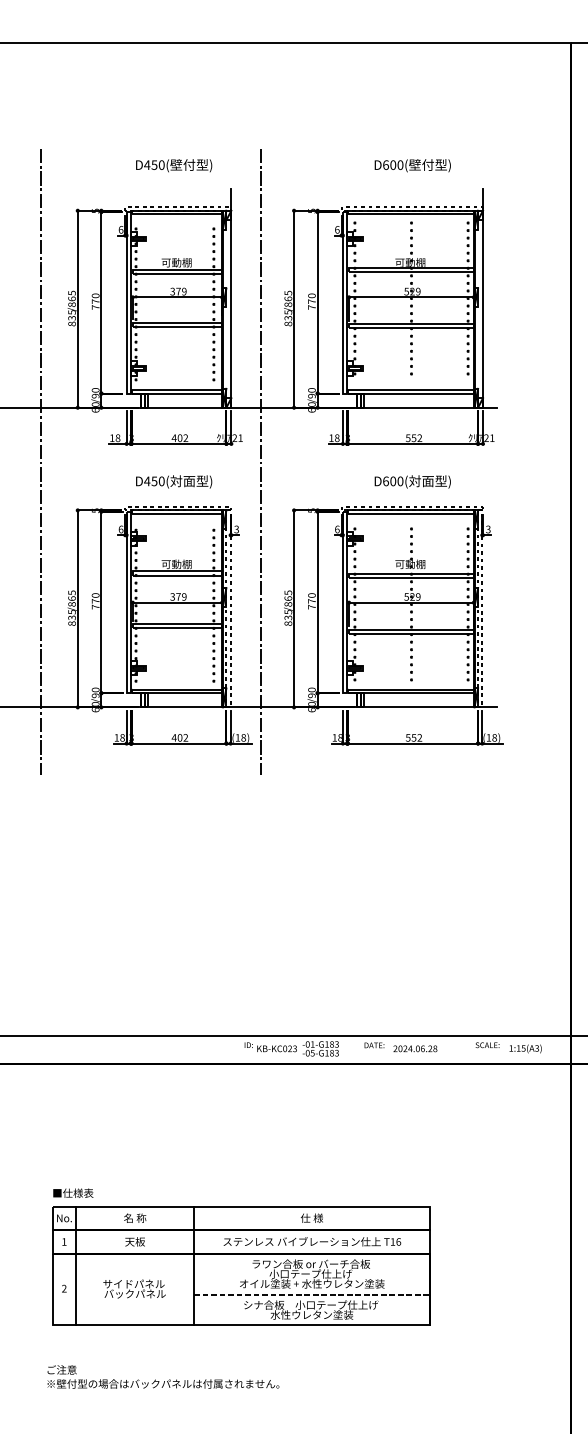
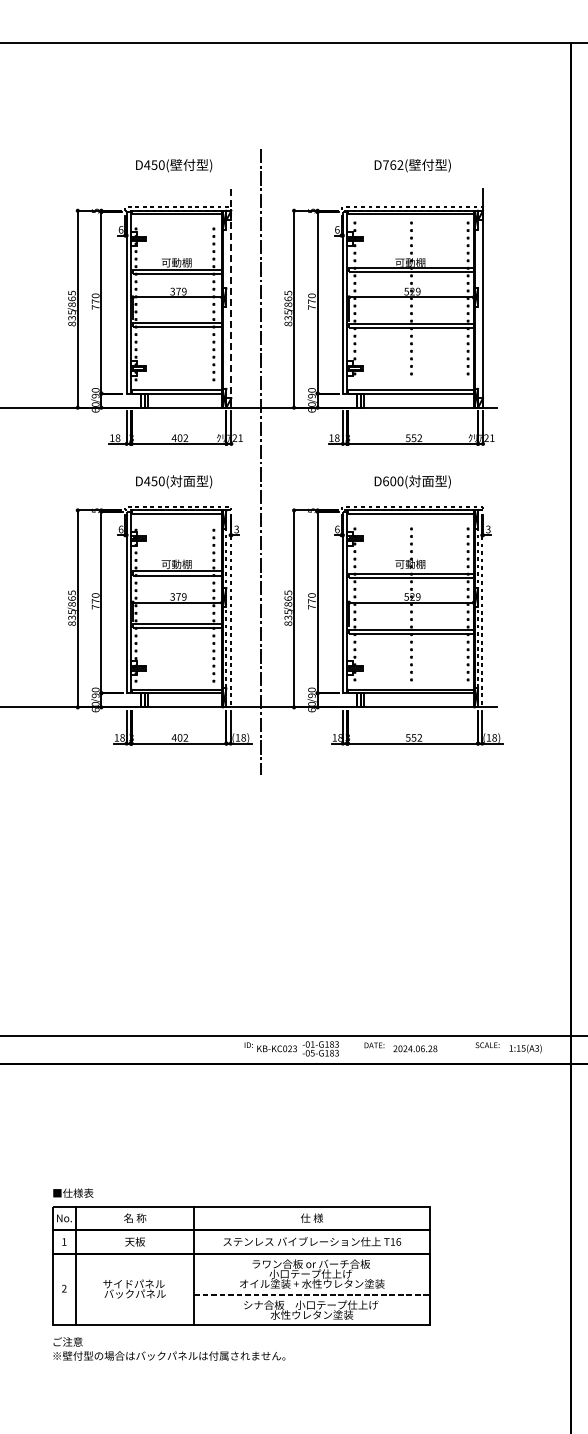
text: D600( -> D762( (393, 164)
line: solid -> dashed (231, 298)
line: present -> none (41, 461)
text position: (163, 1376) -> (169, 1348) (169, 1348)
